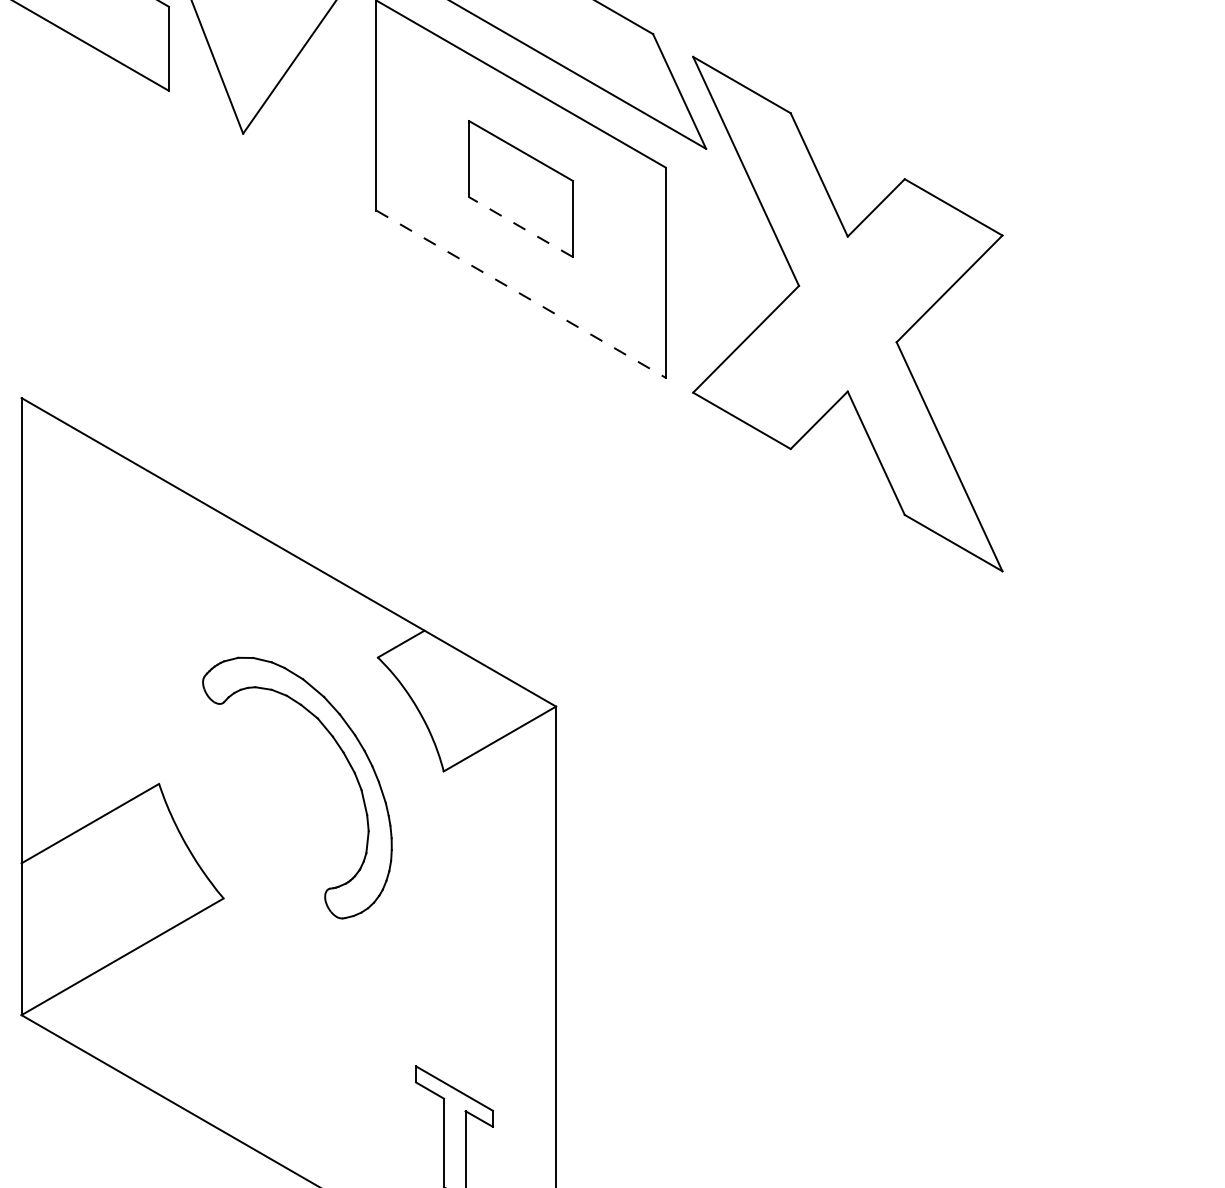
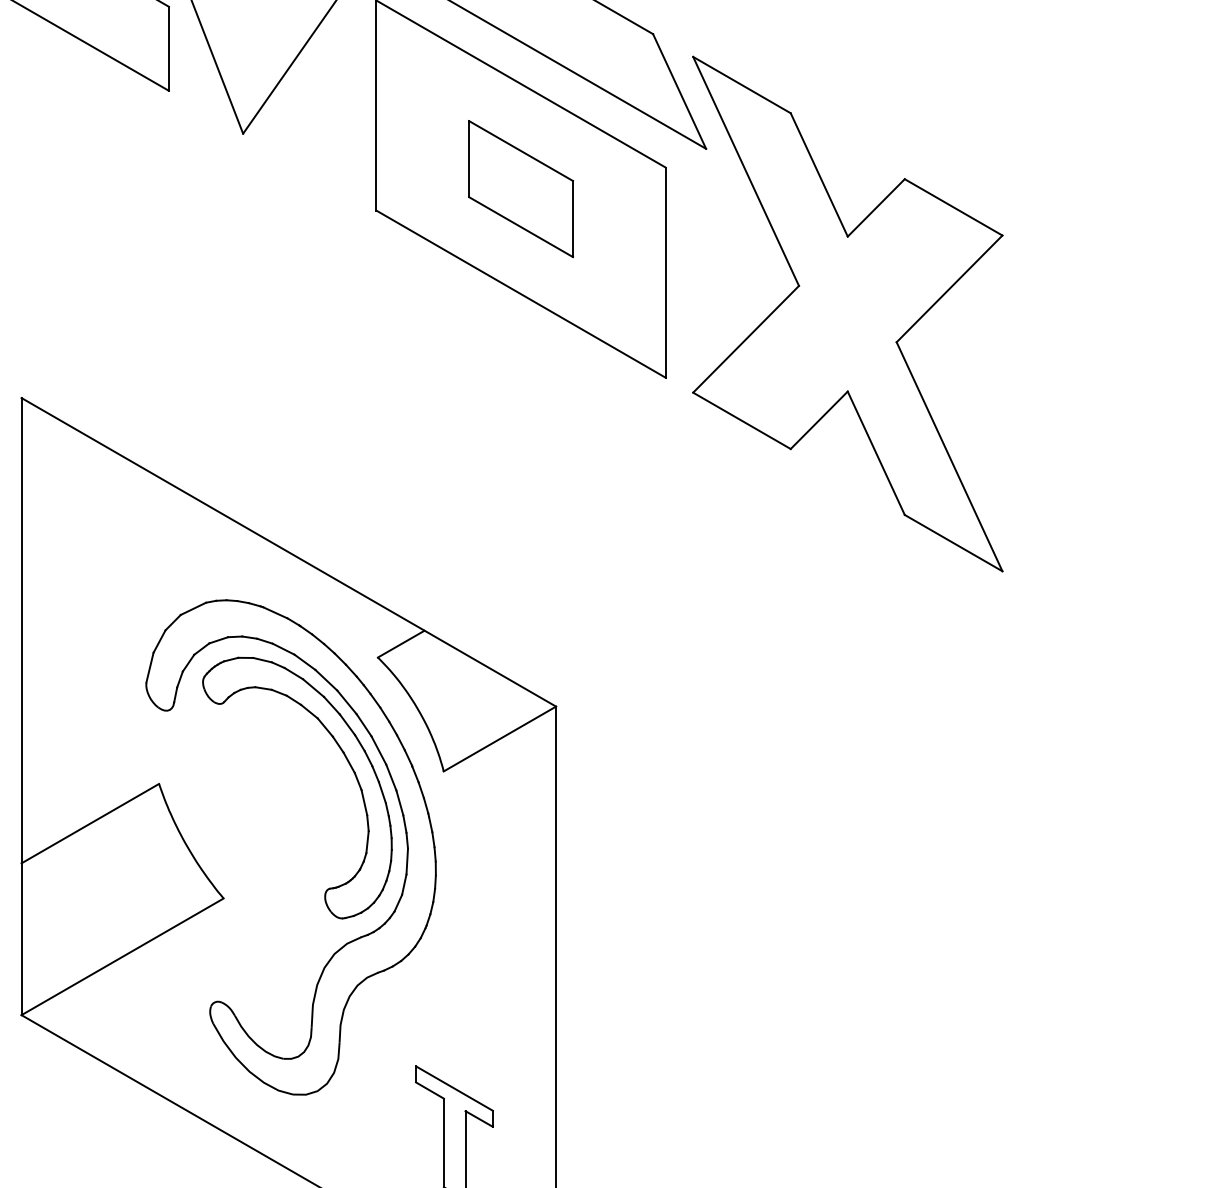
line: dashed -> solid (521, 227)
line: dashed -> solid (521, 294)
part: none -> present (345, 943)
